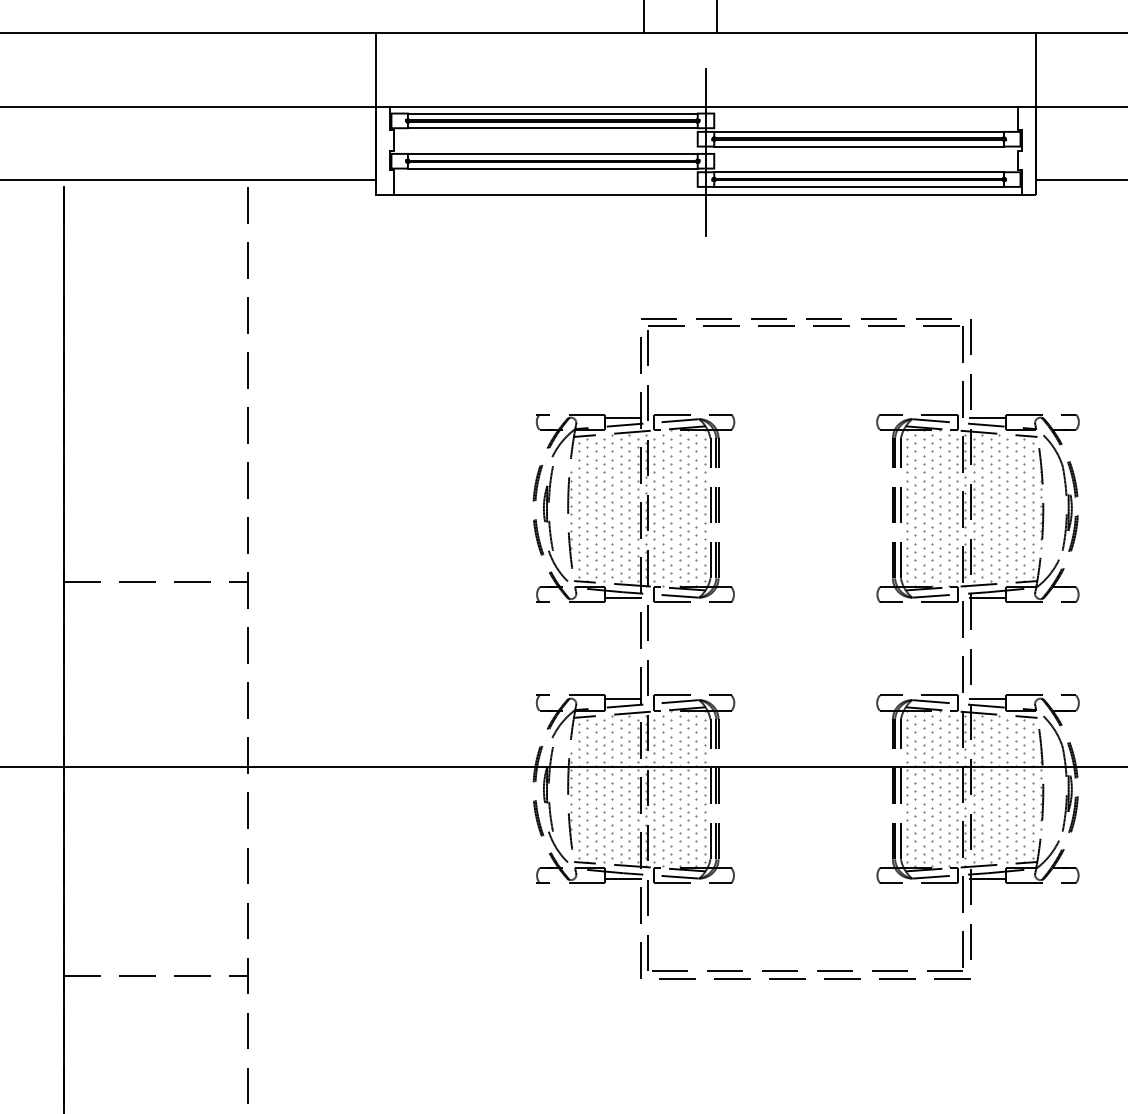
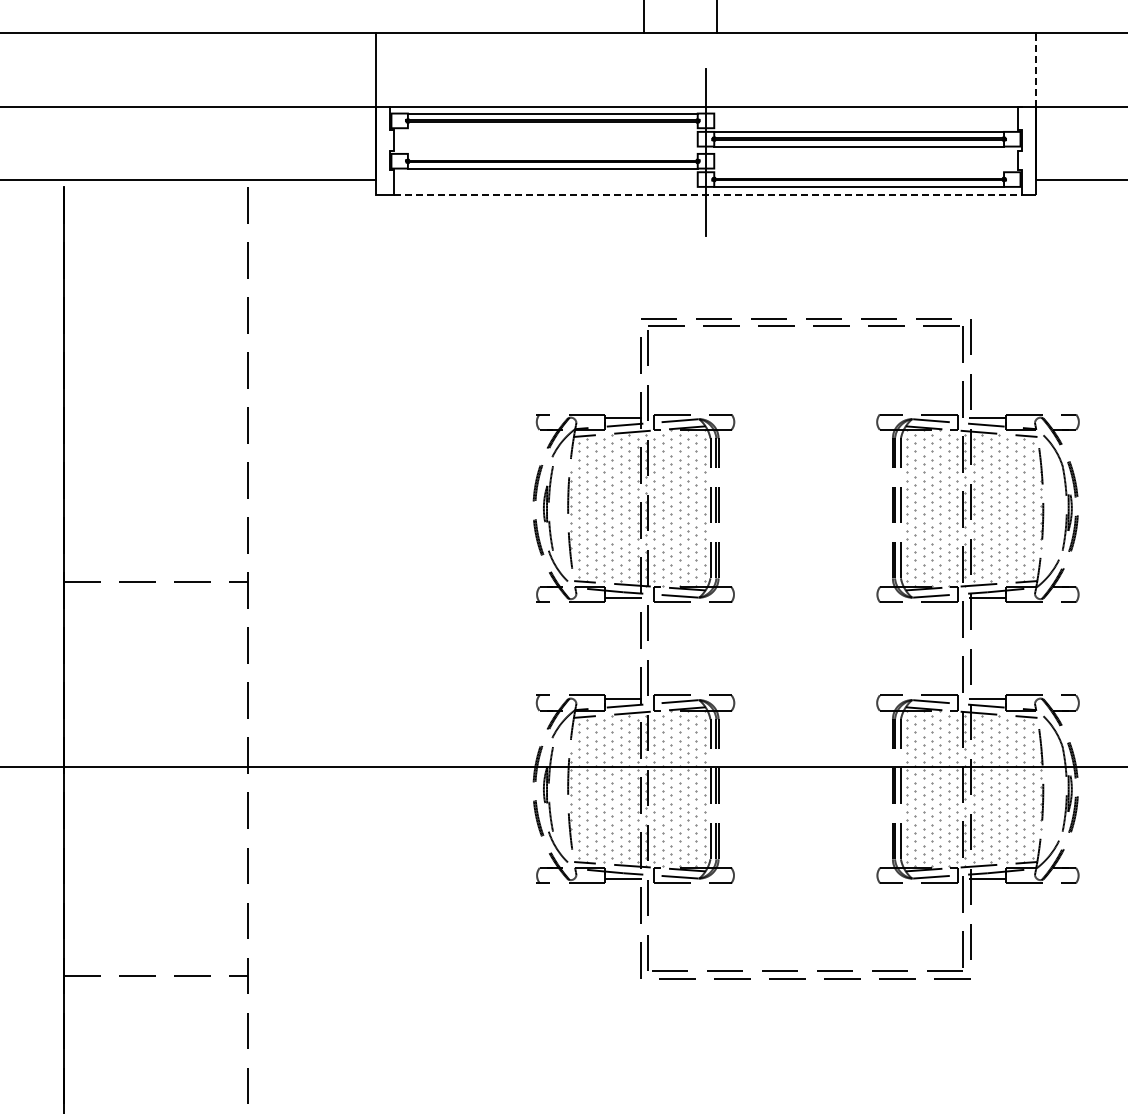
line: solid -> dashed (1036, 69)
line: present -> none (552, 128)
line: present -> none (552, 153)
line: present -> none (859, 172)
line: solid -> dashed (708, 194)
